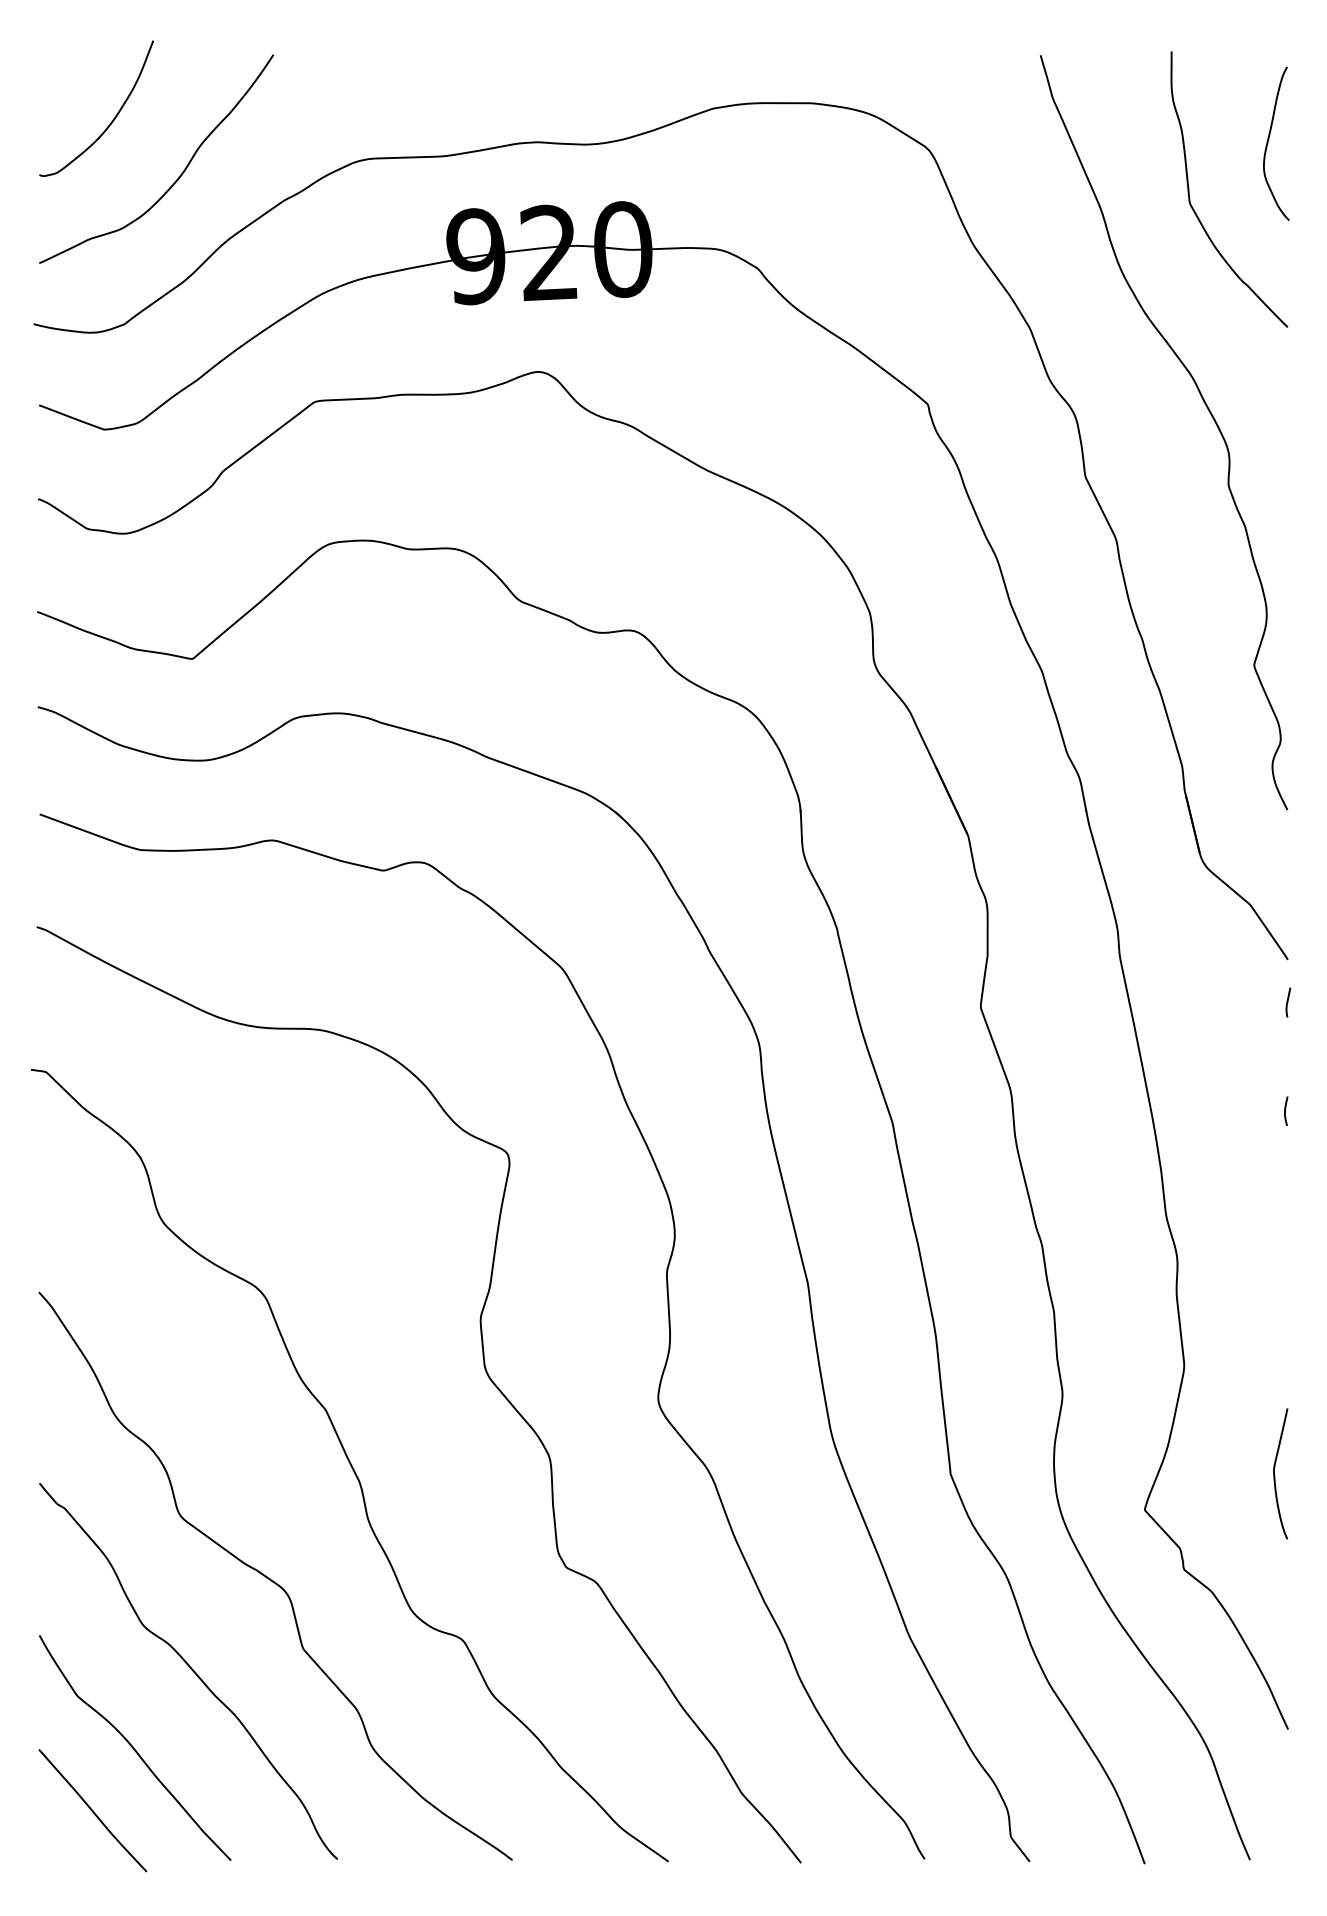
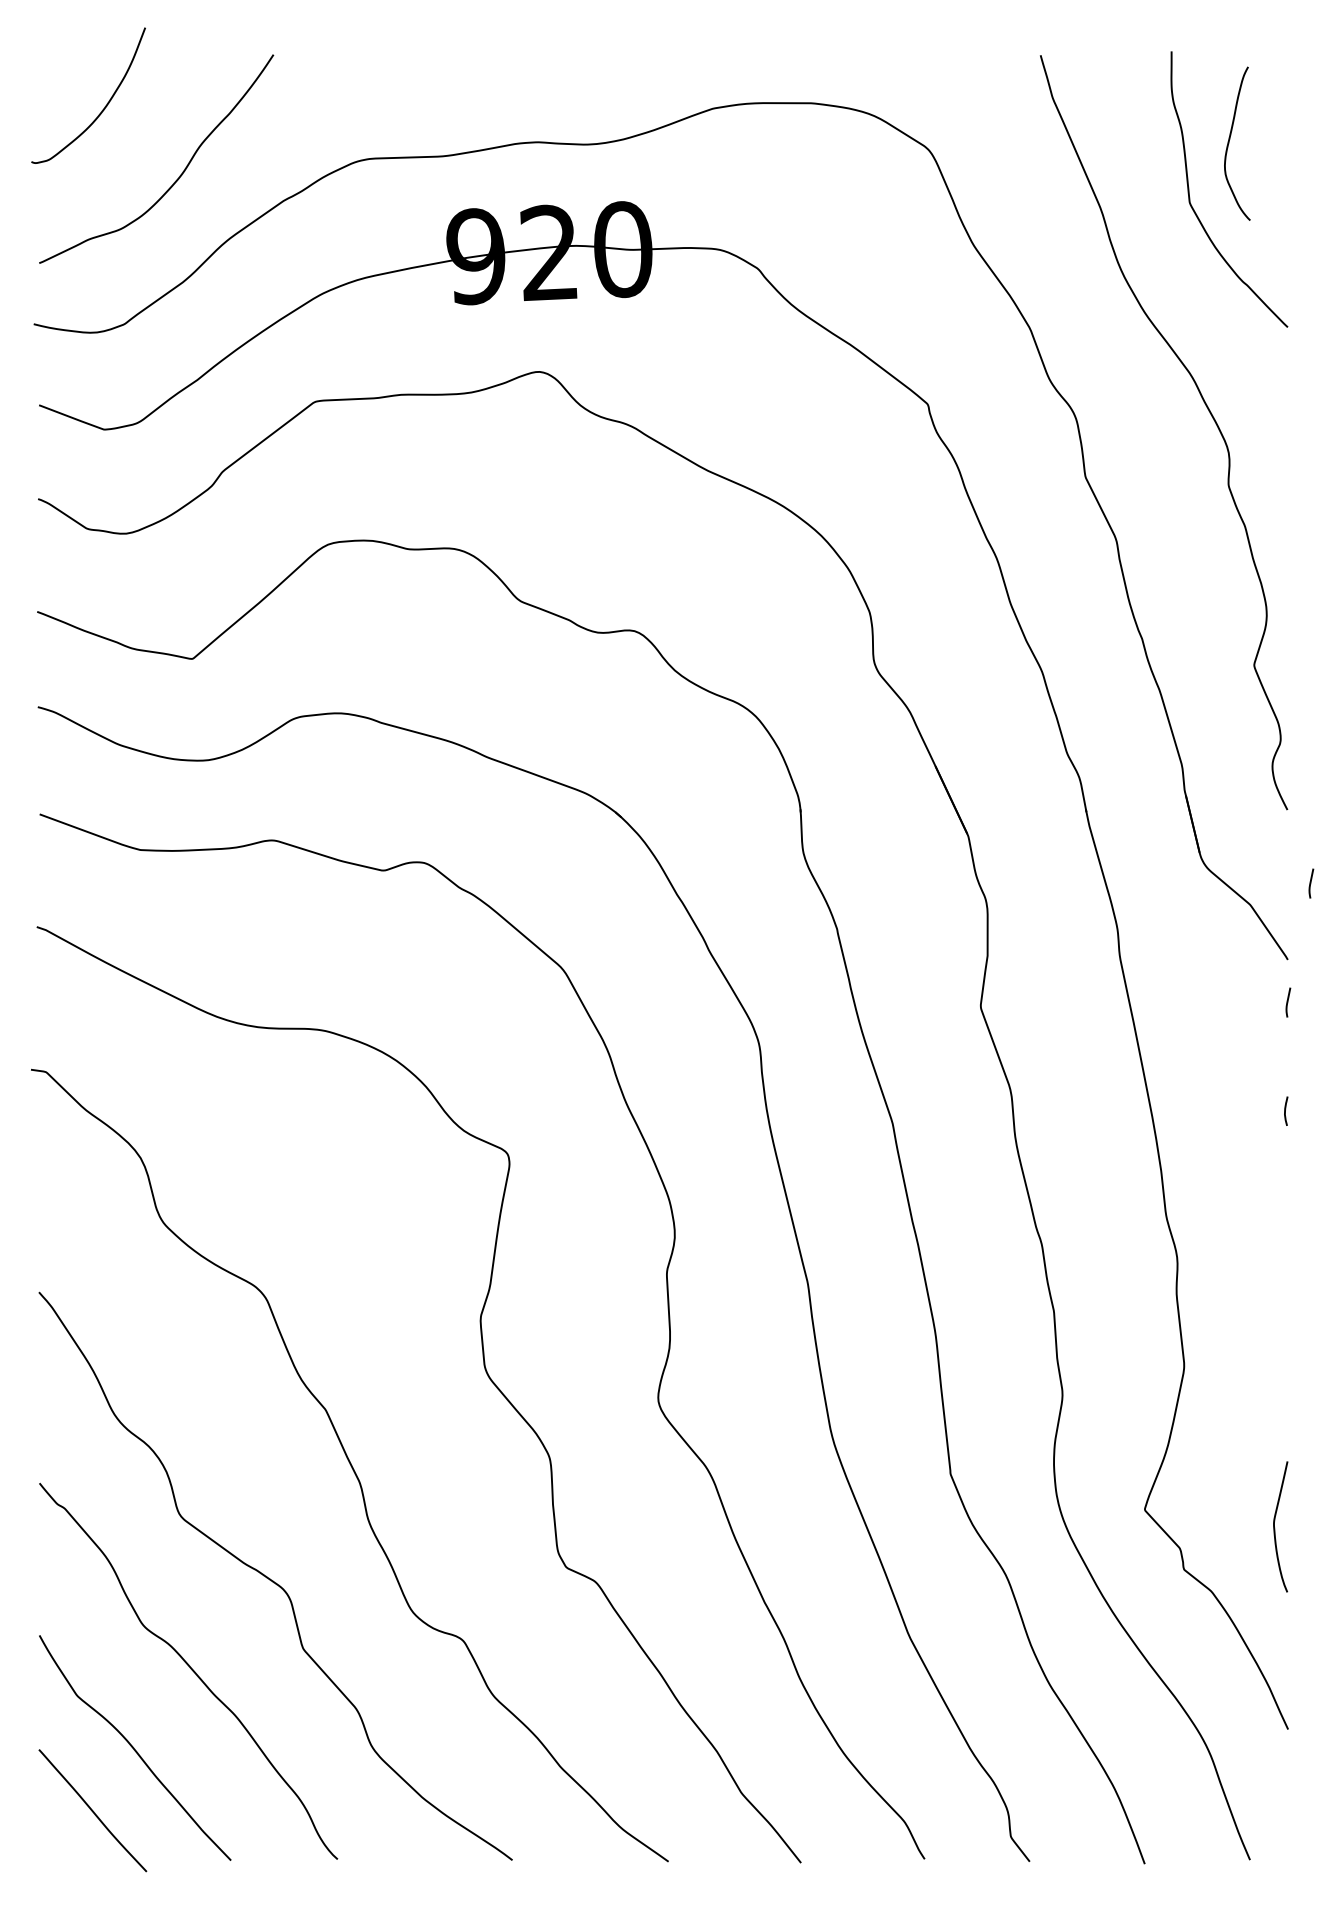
curve position: (112, 119) -> (104, 106) (104, 106)
curve position: (1268, 143) -> (1229, 143) (1229, 143)
curve: none -> present (1311, 883)
curve position: (1275, 1475) -> (1275, 1528) (1275, 1528)
